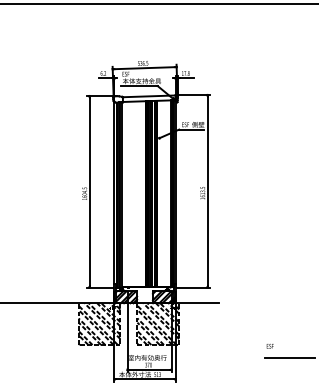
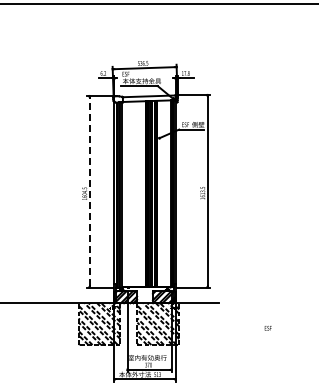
line: solid -> dashed (89, 191)
text position: (269, 346) -> (267, 328) (267, 328)
line: present -> none (290, 358)
